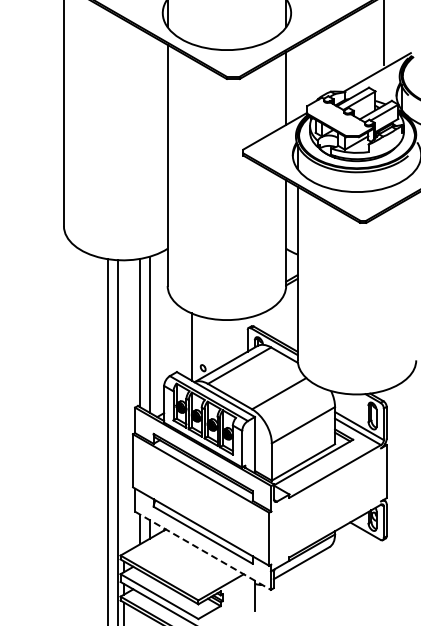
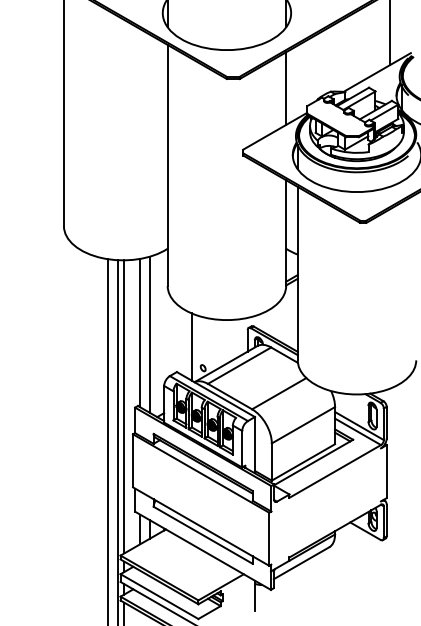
line position: (383, 33) -> (389, 33) (389, 33)
line: none -> present (124, 406)
line: dashed -> solid (203, 551)
